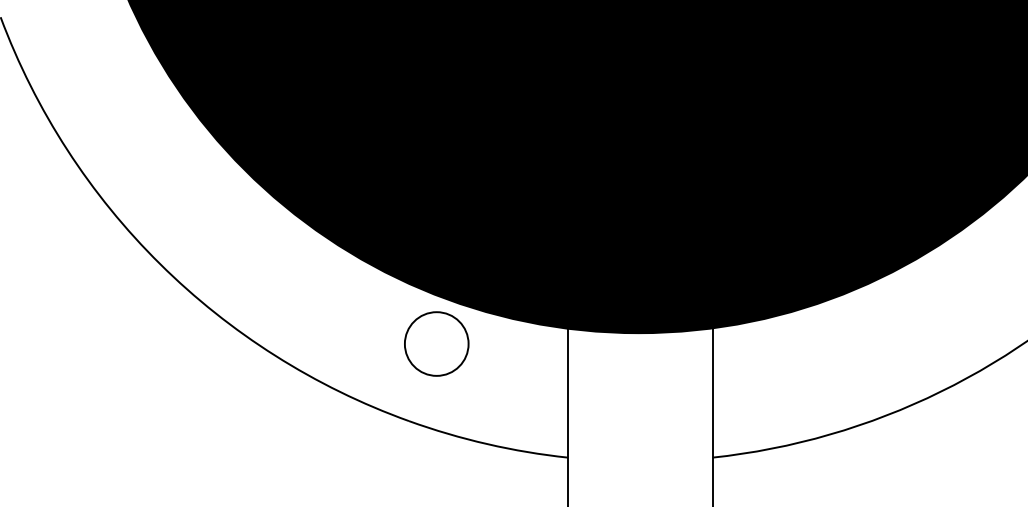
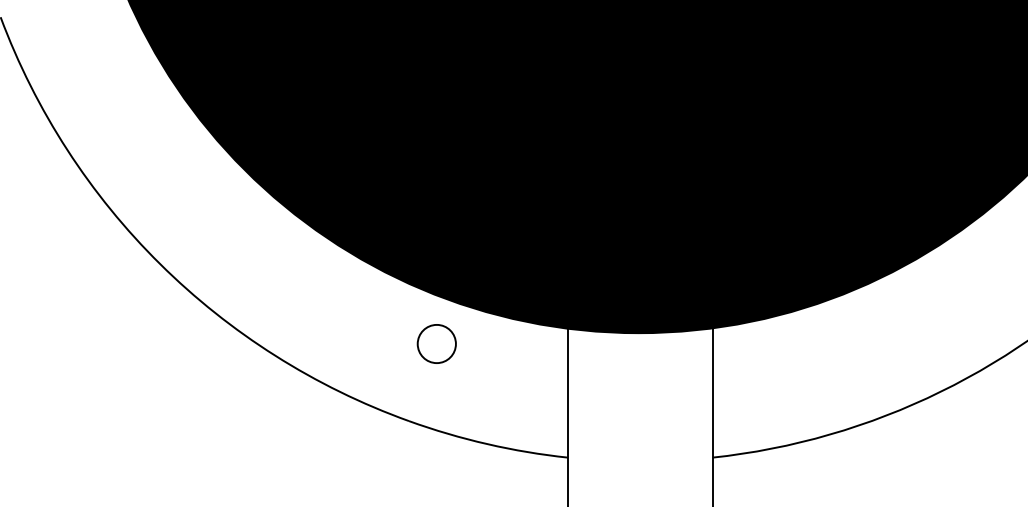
circle size: 66x66 px -> 41x40 px (436, 343)
